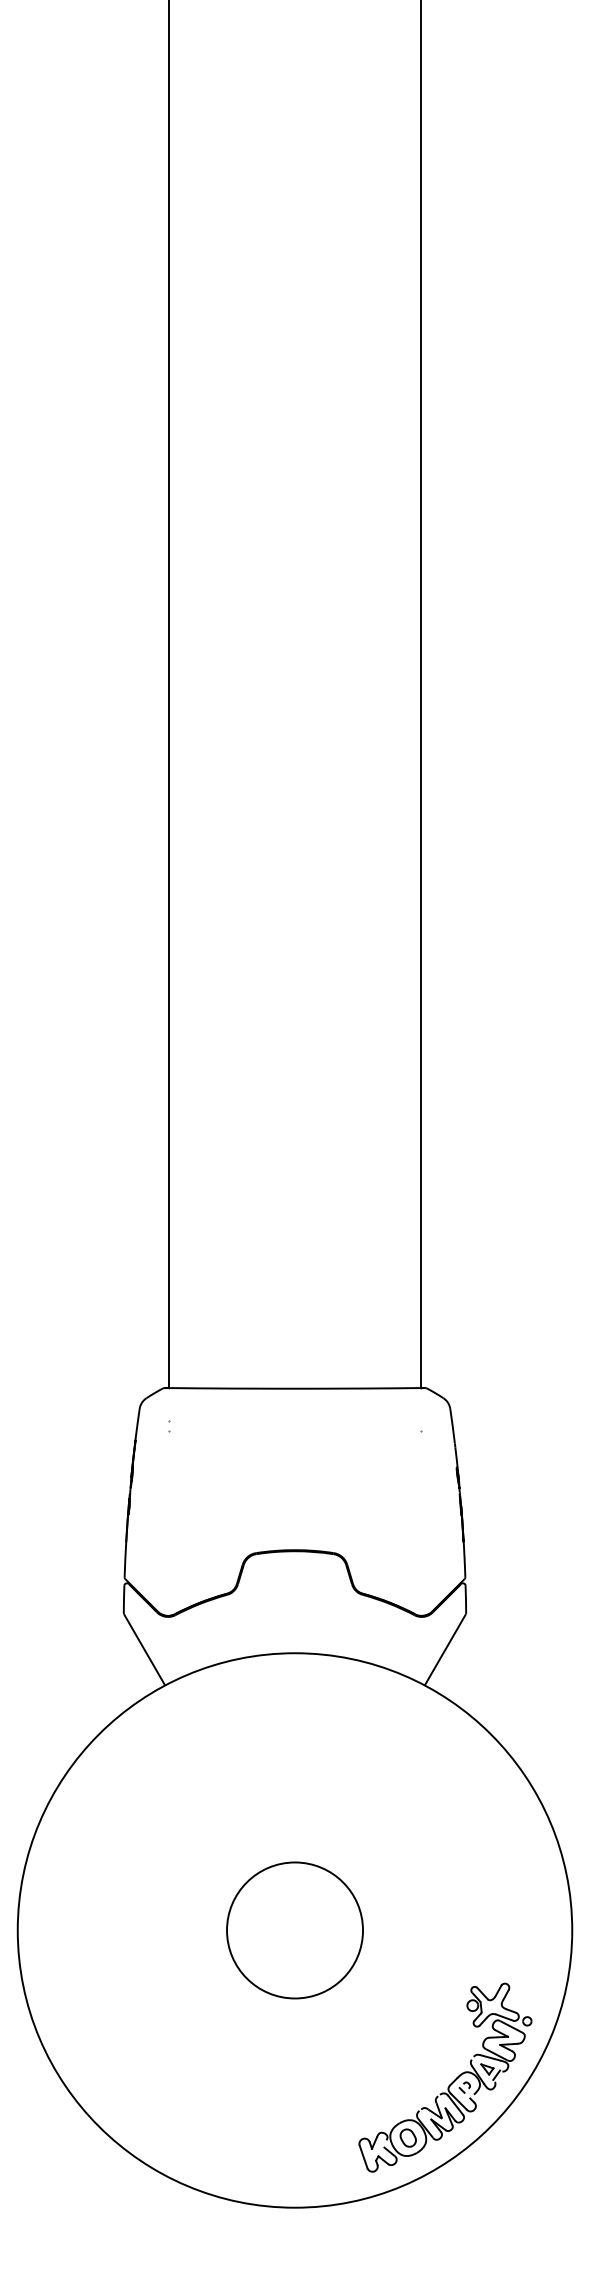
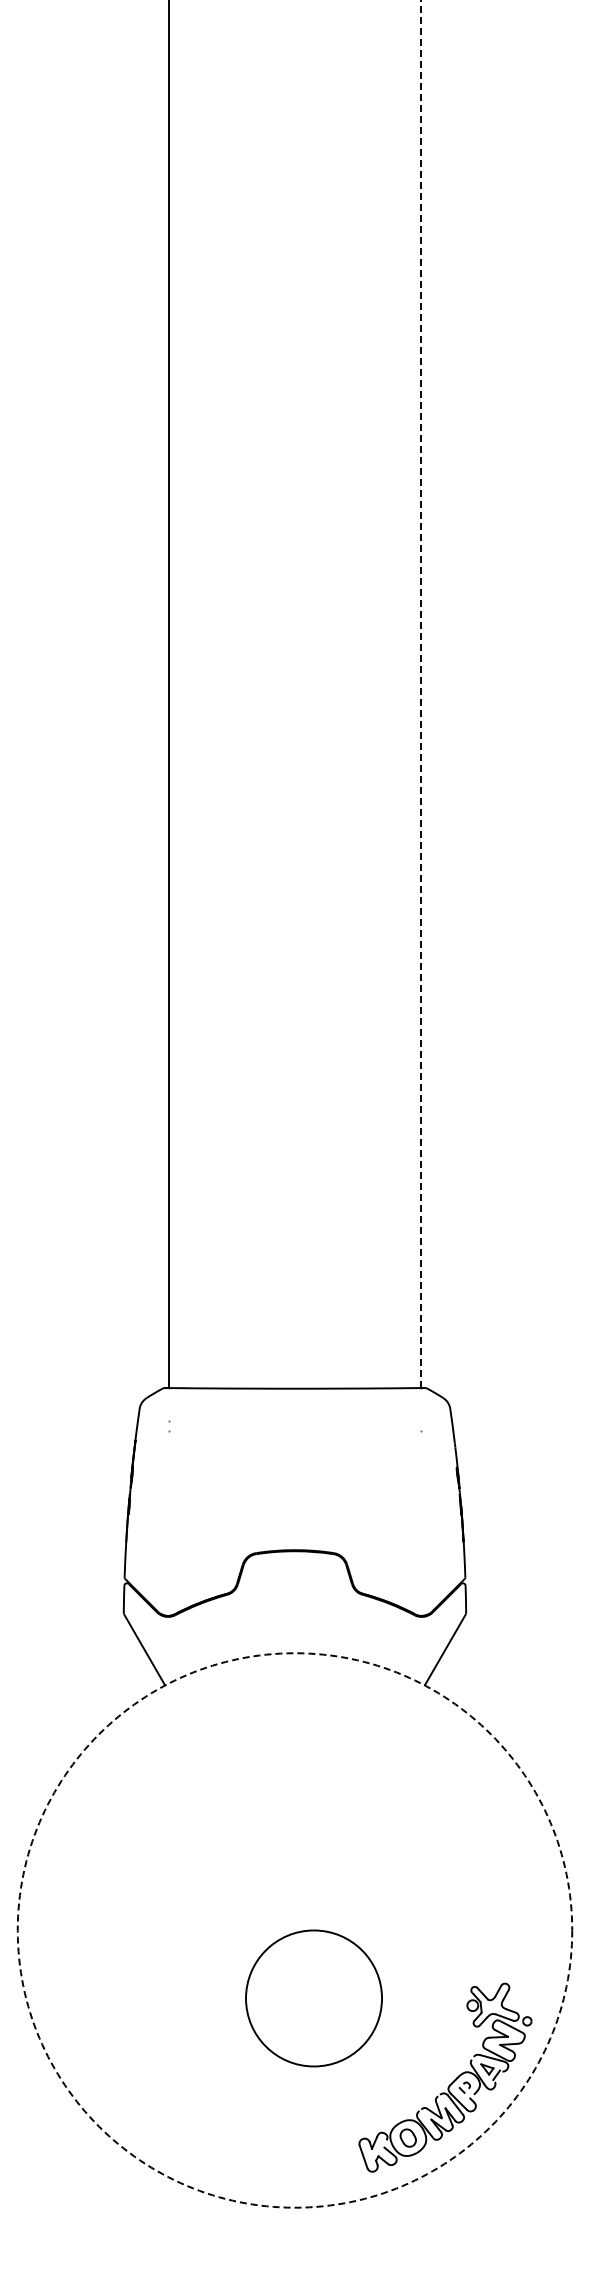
line: solid -> dashed (421, 693)
circle position: (294, 1930) -> (313, 1998) (313, 1998)
circle: solid -> dashed (294, 1930)
